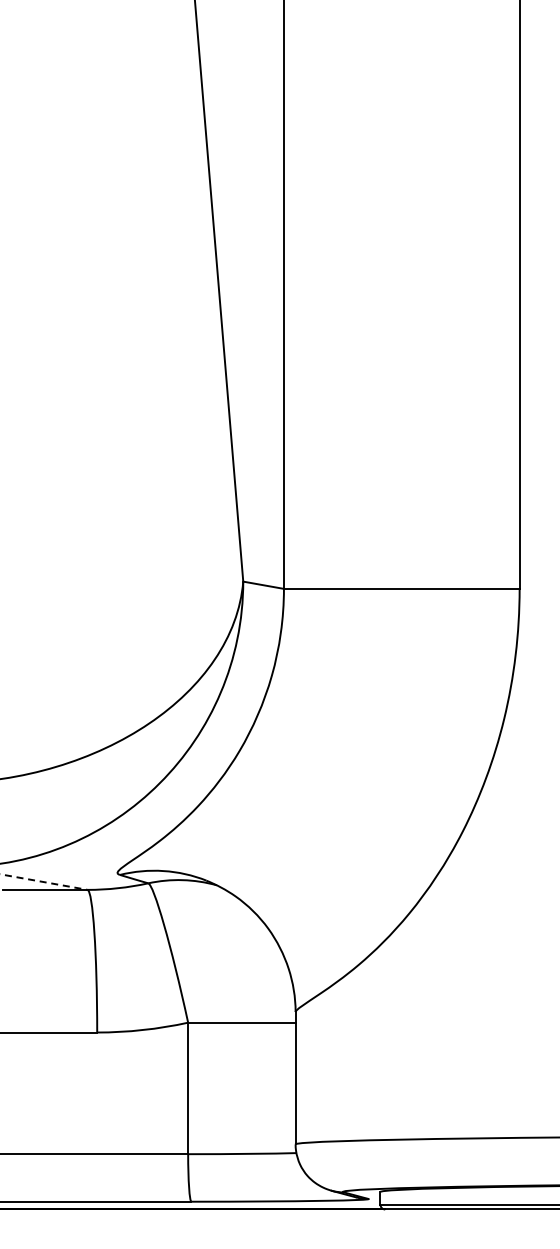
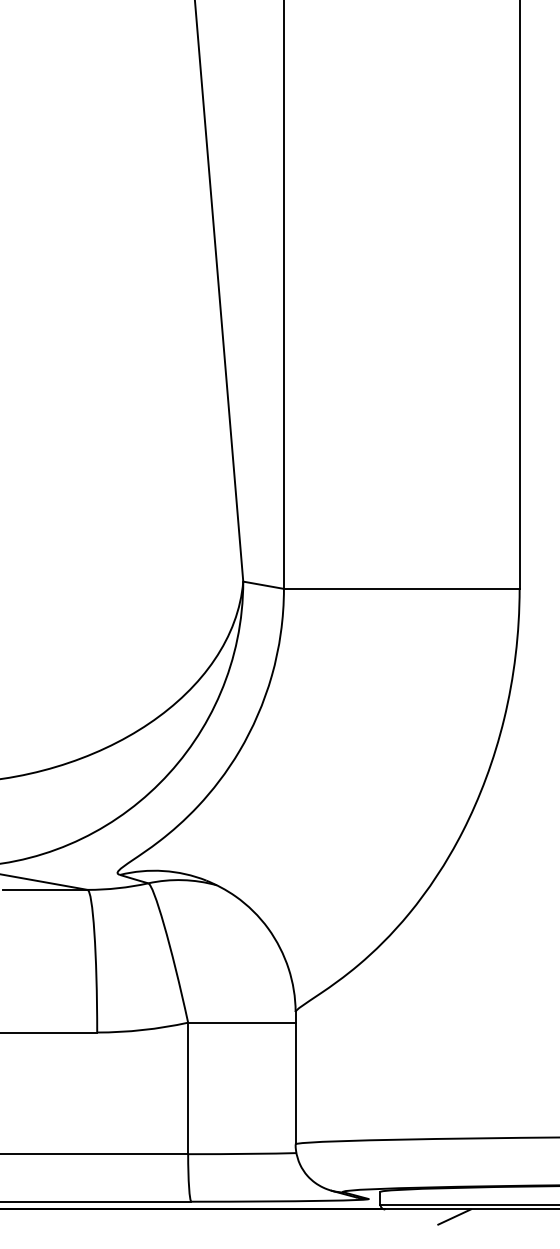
line: dashed -> solid (44, 882)
line: none -> present (454, 1216)
